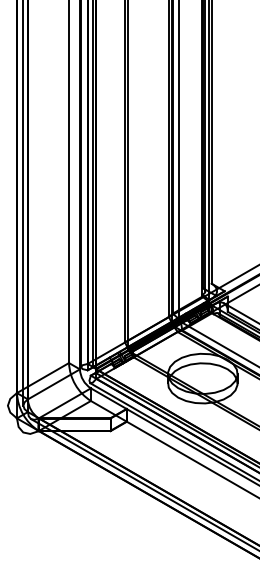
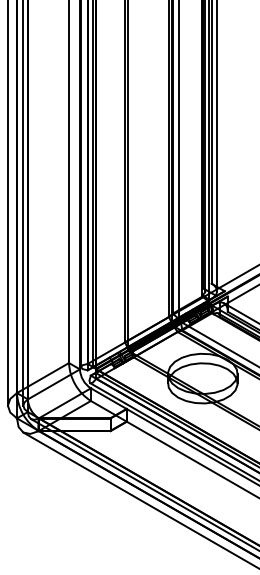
line: none -> present (217, 146)
line: none -> present (7, 203)
line: none -> present (139, 499)
